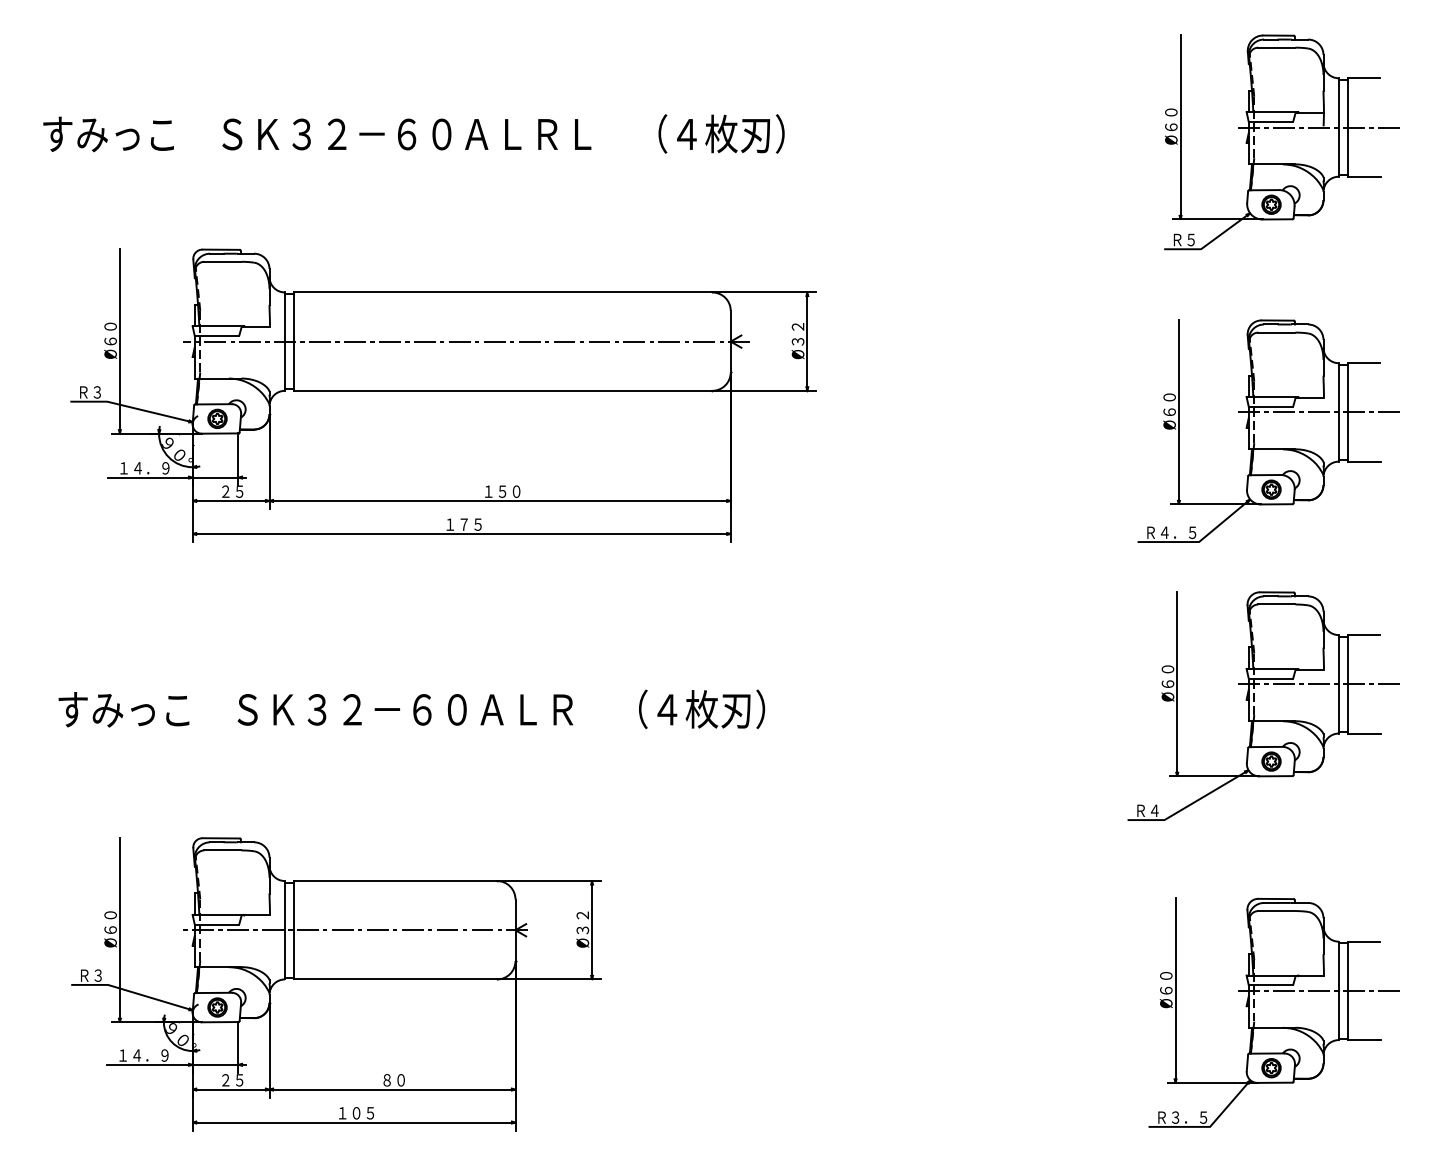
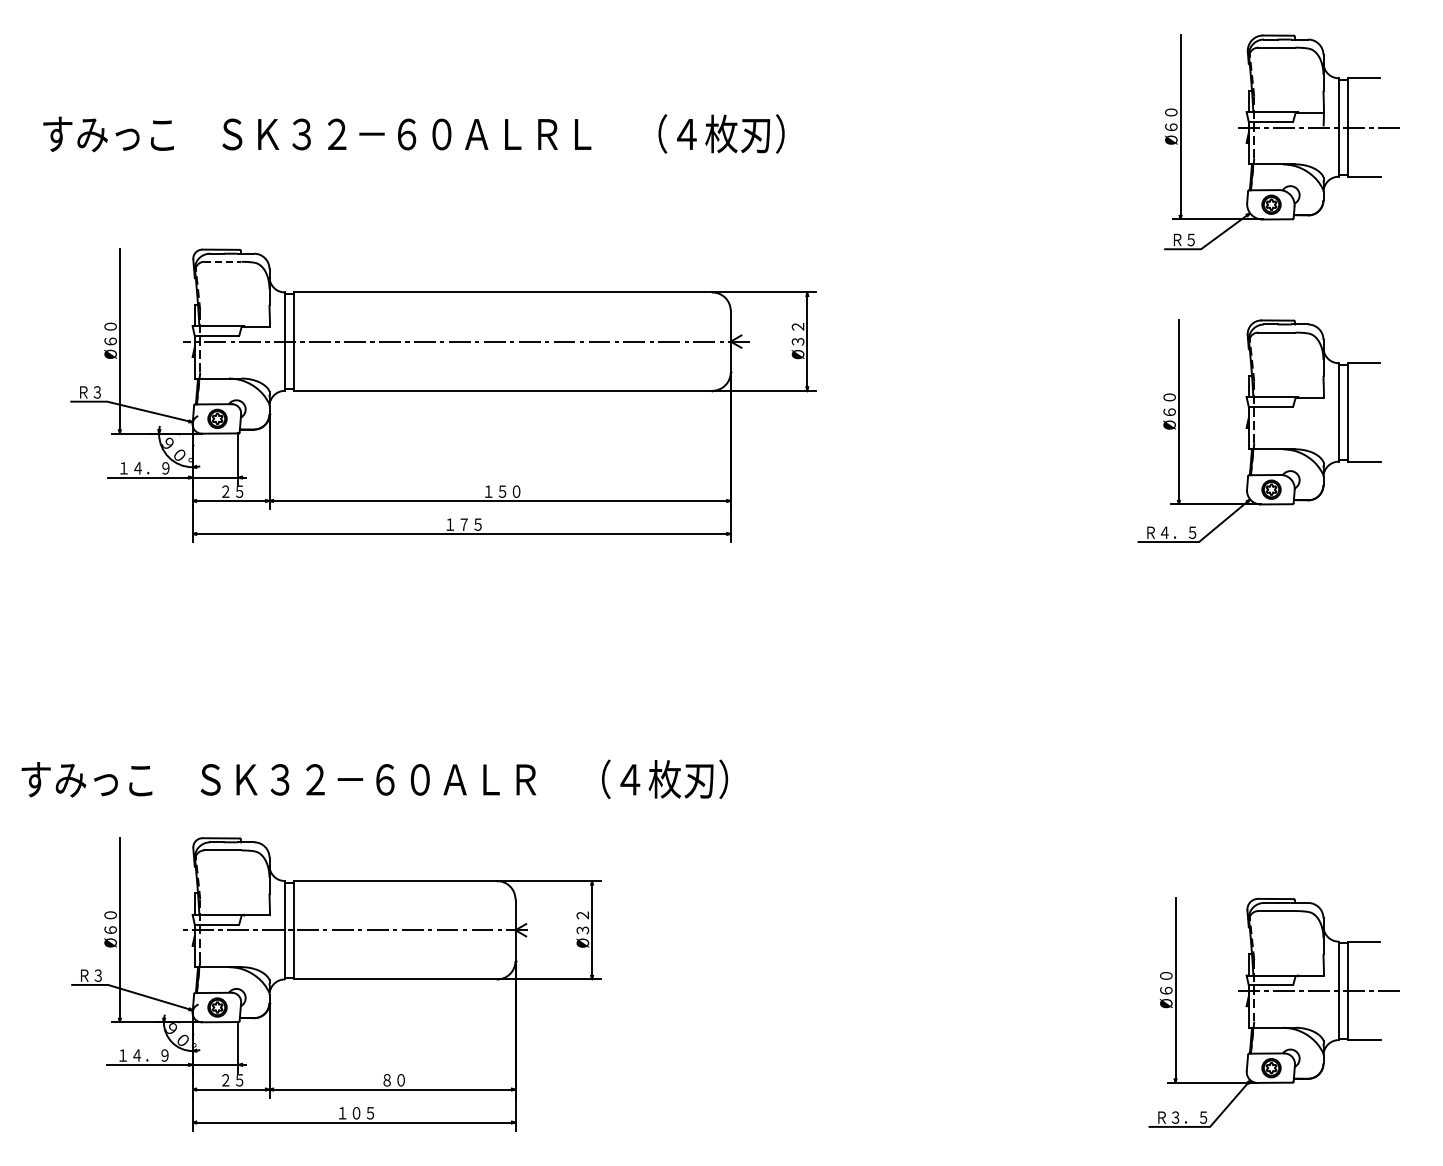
line: solid -> dashed (222, 261)
line: present -> none (1318, 412)
part: present -> none (1263, 705)
text position: (411, 708) -> (374, 778) (374, 778)
